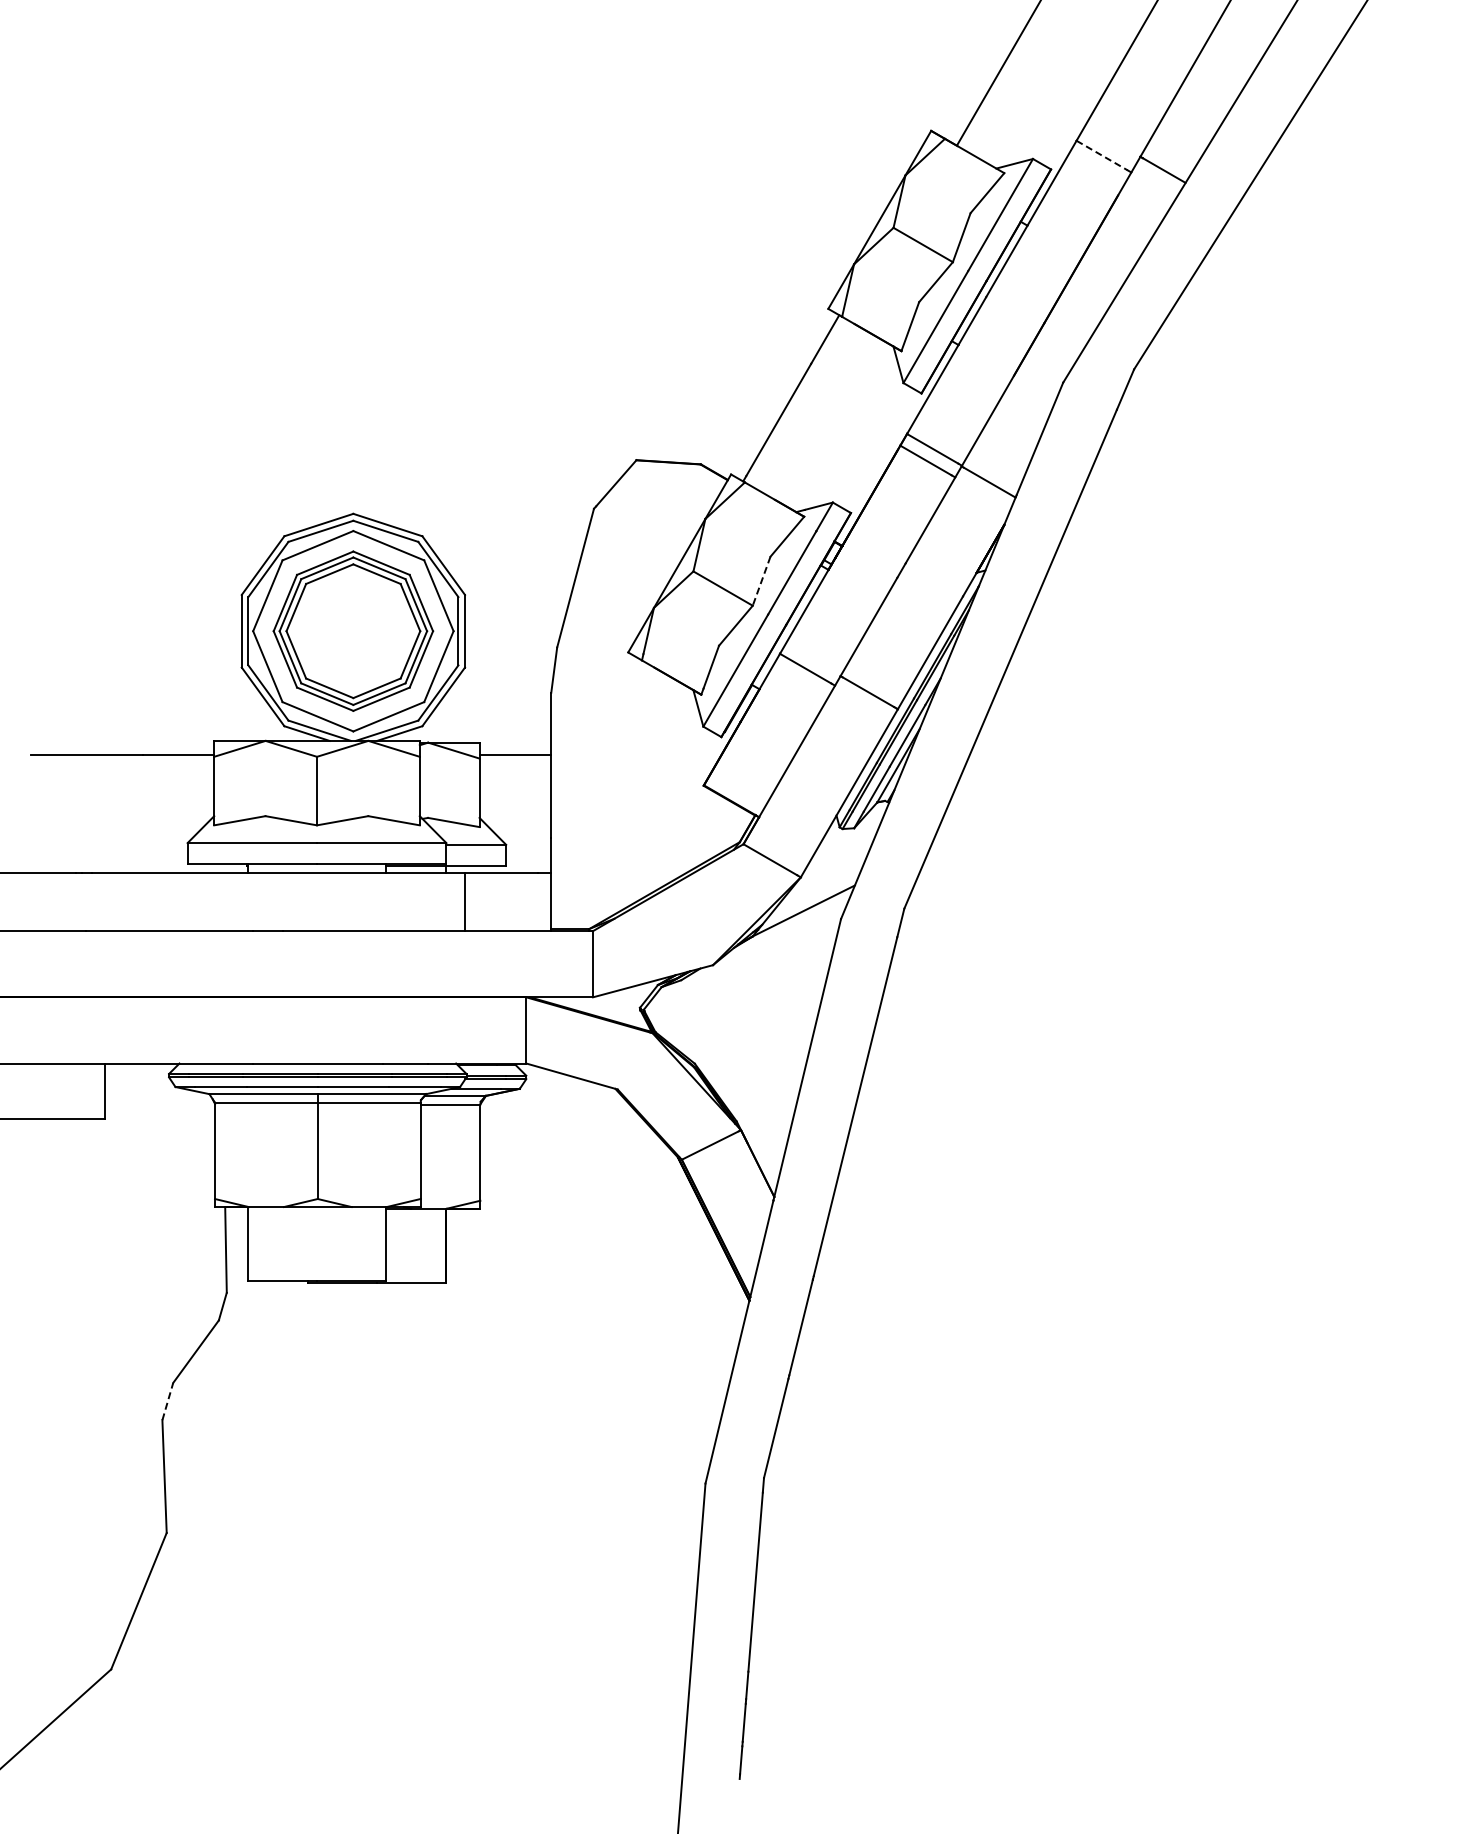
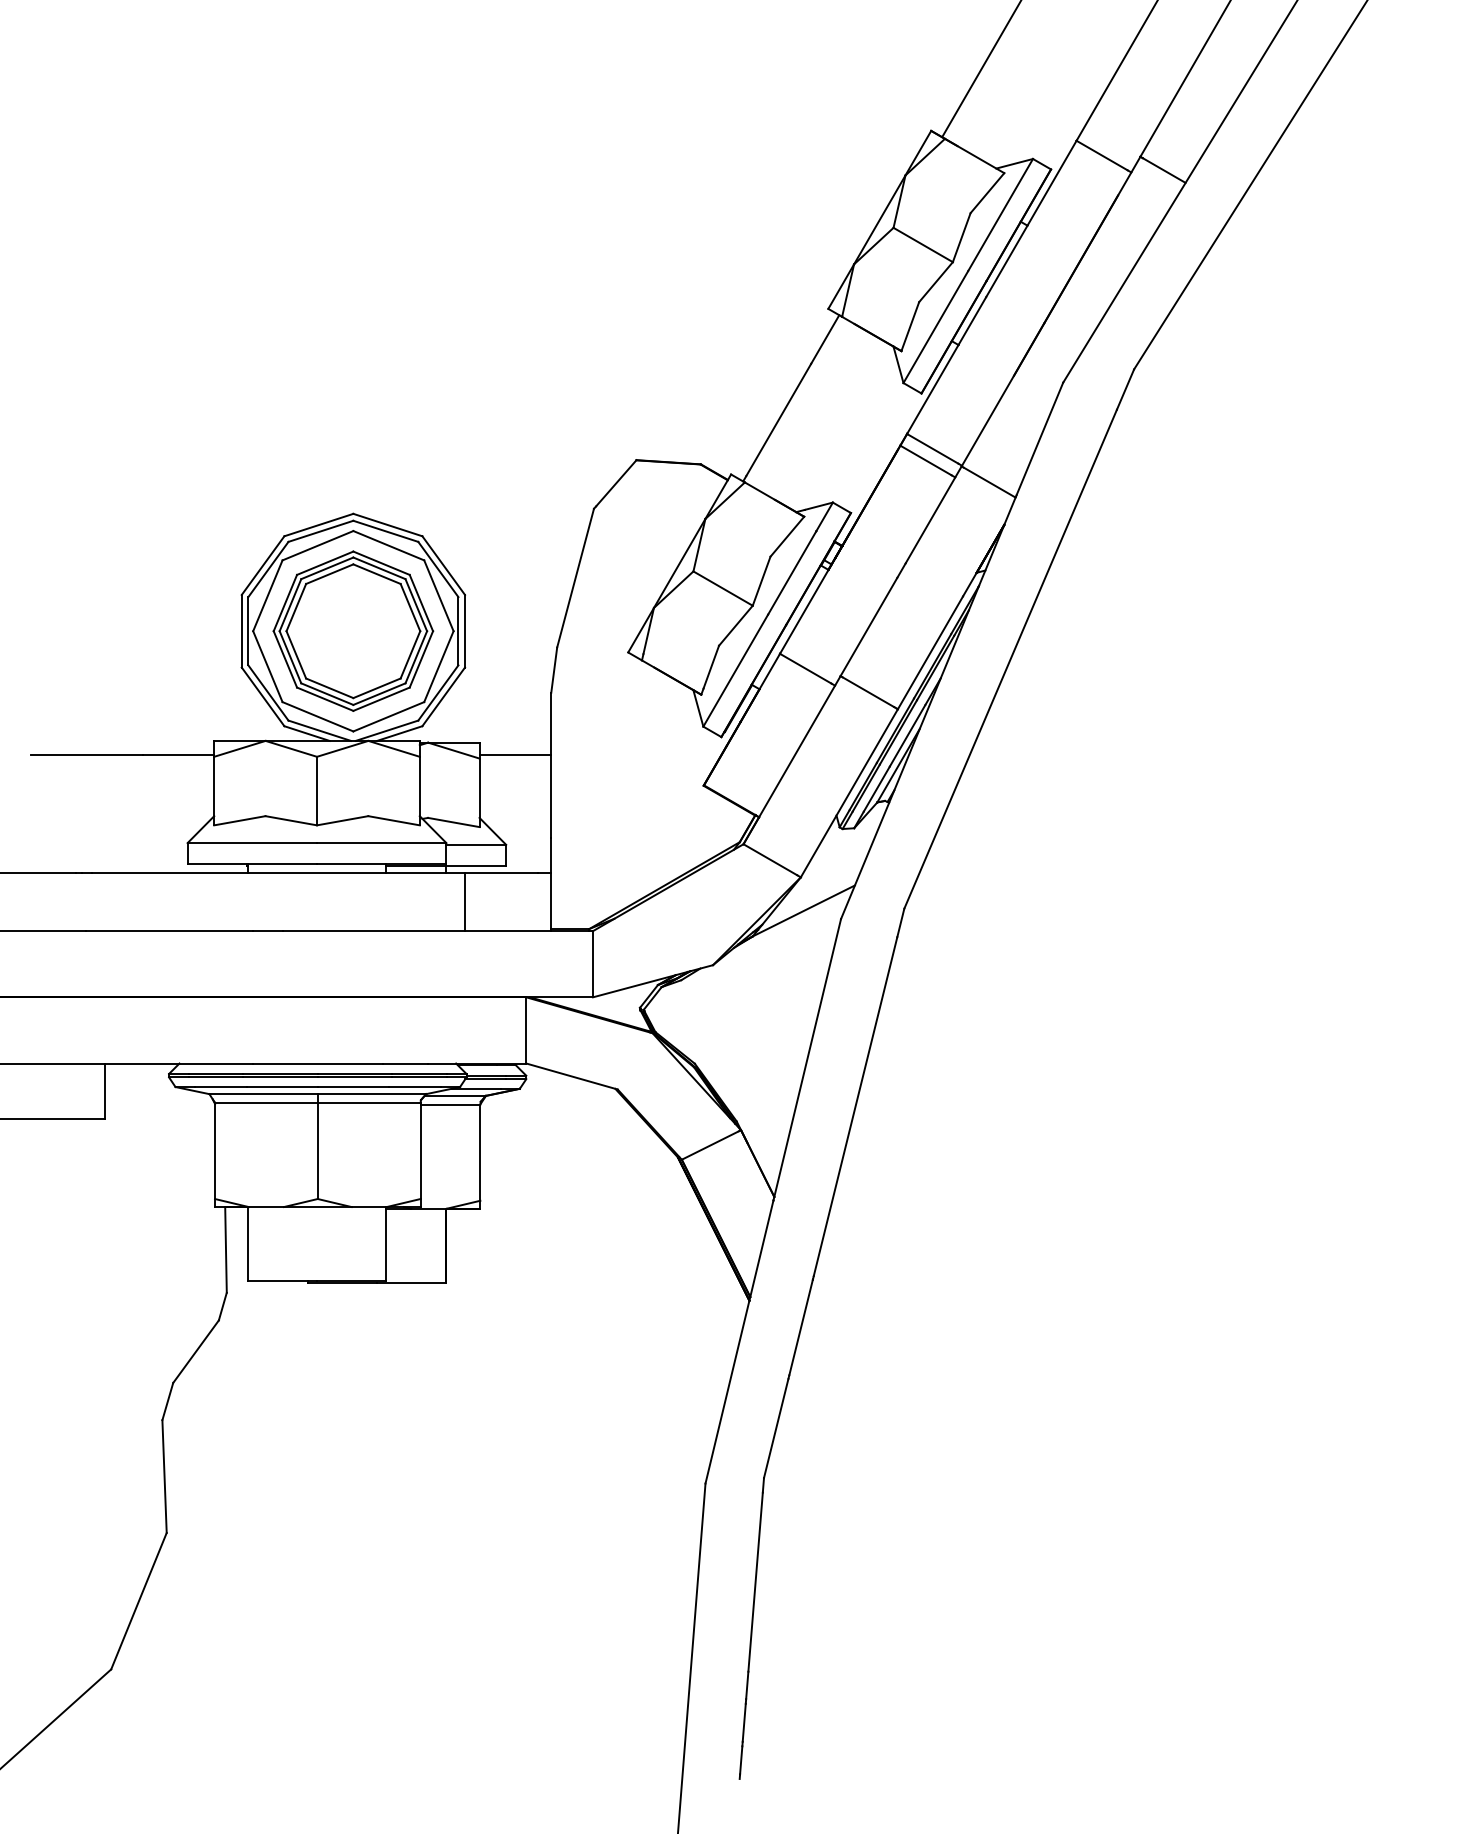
line position: (998, 73) -> (981, 69) (981, 69)
line: dashed -> solid (1102, 155)
line: dashed -> solid (761, 581)
line: dashed -> solid (167, 1401)
